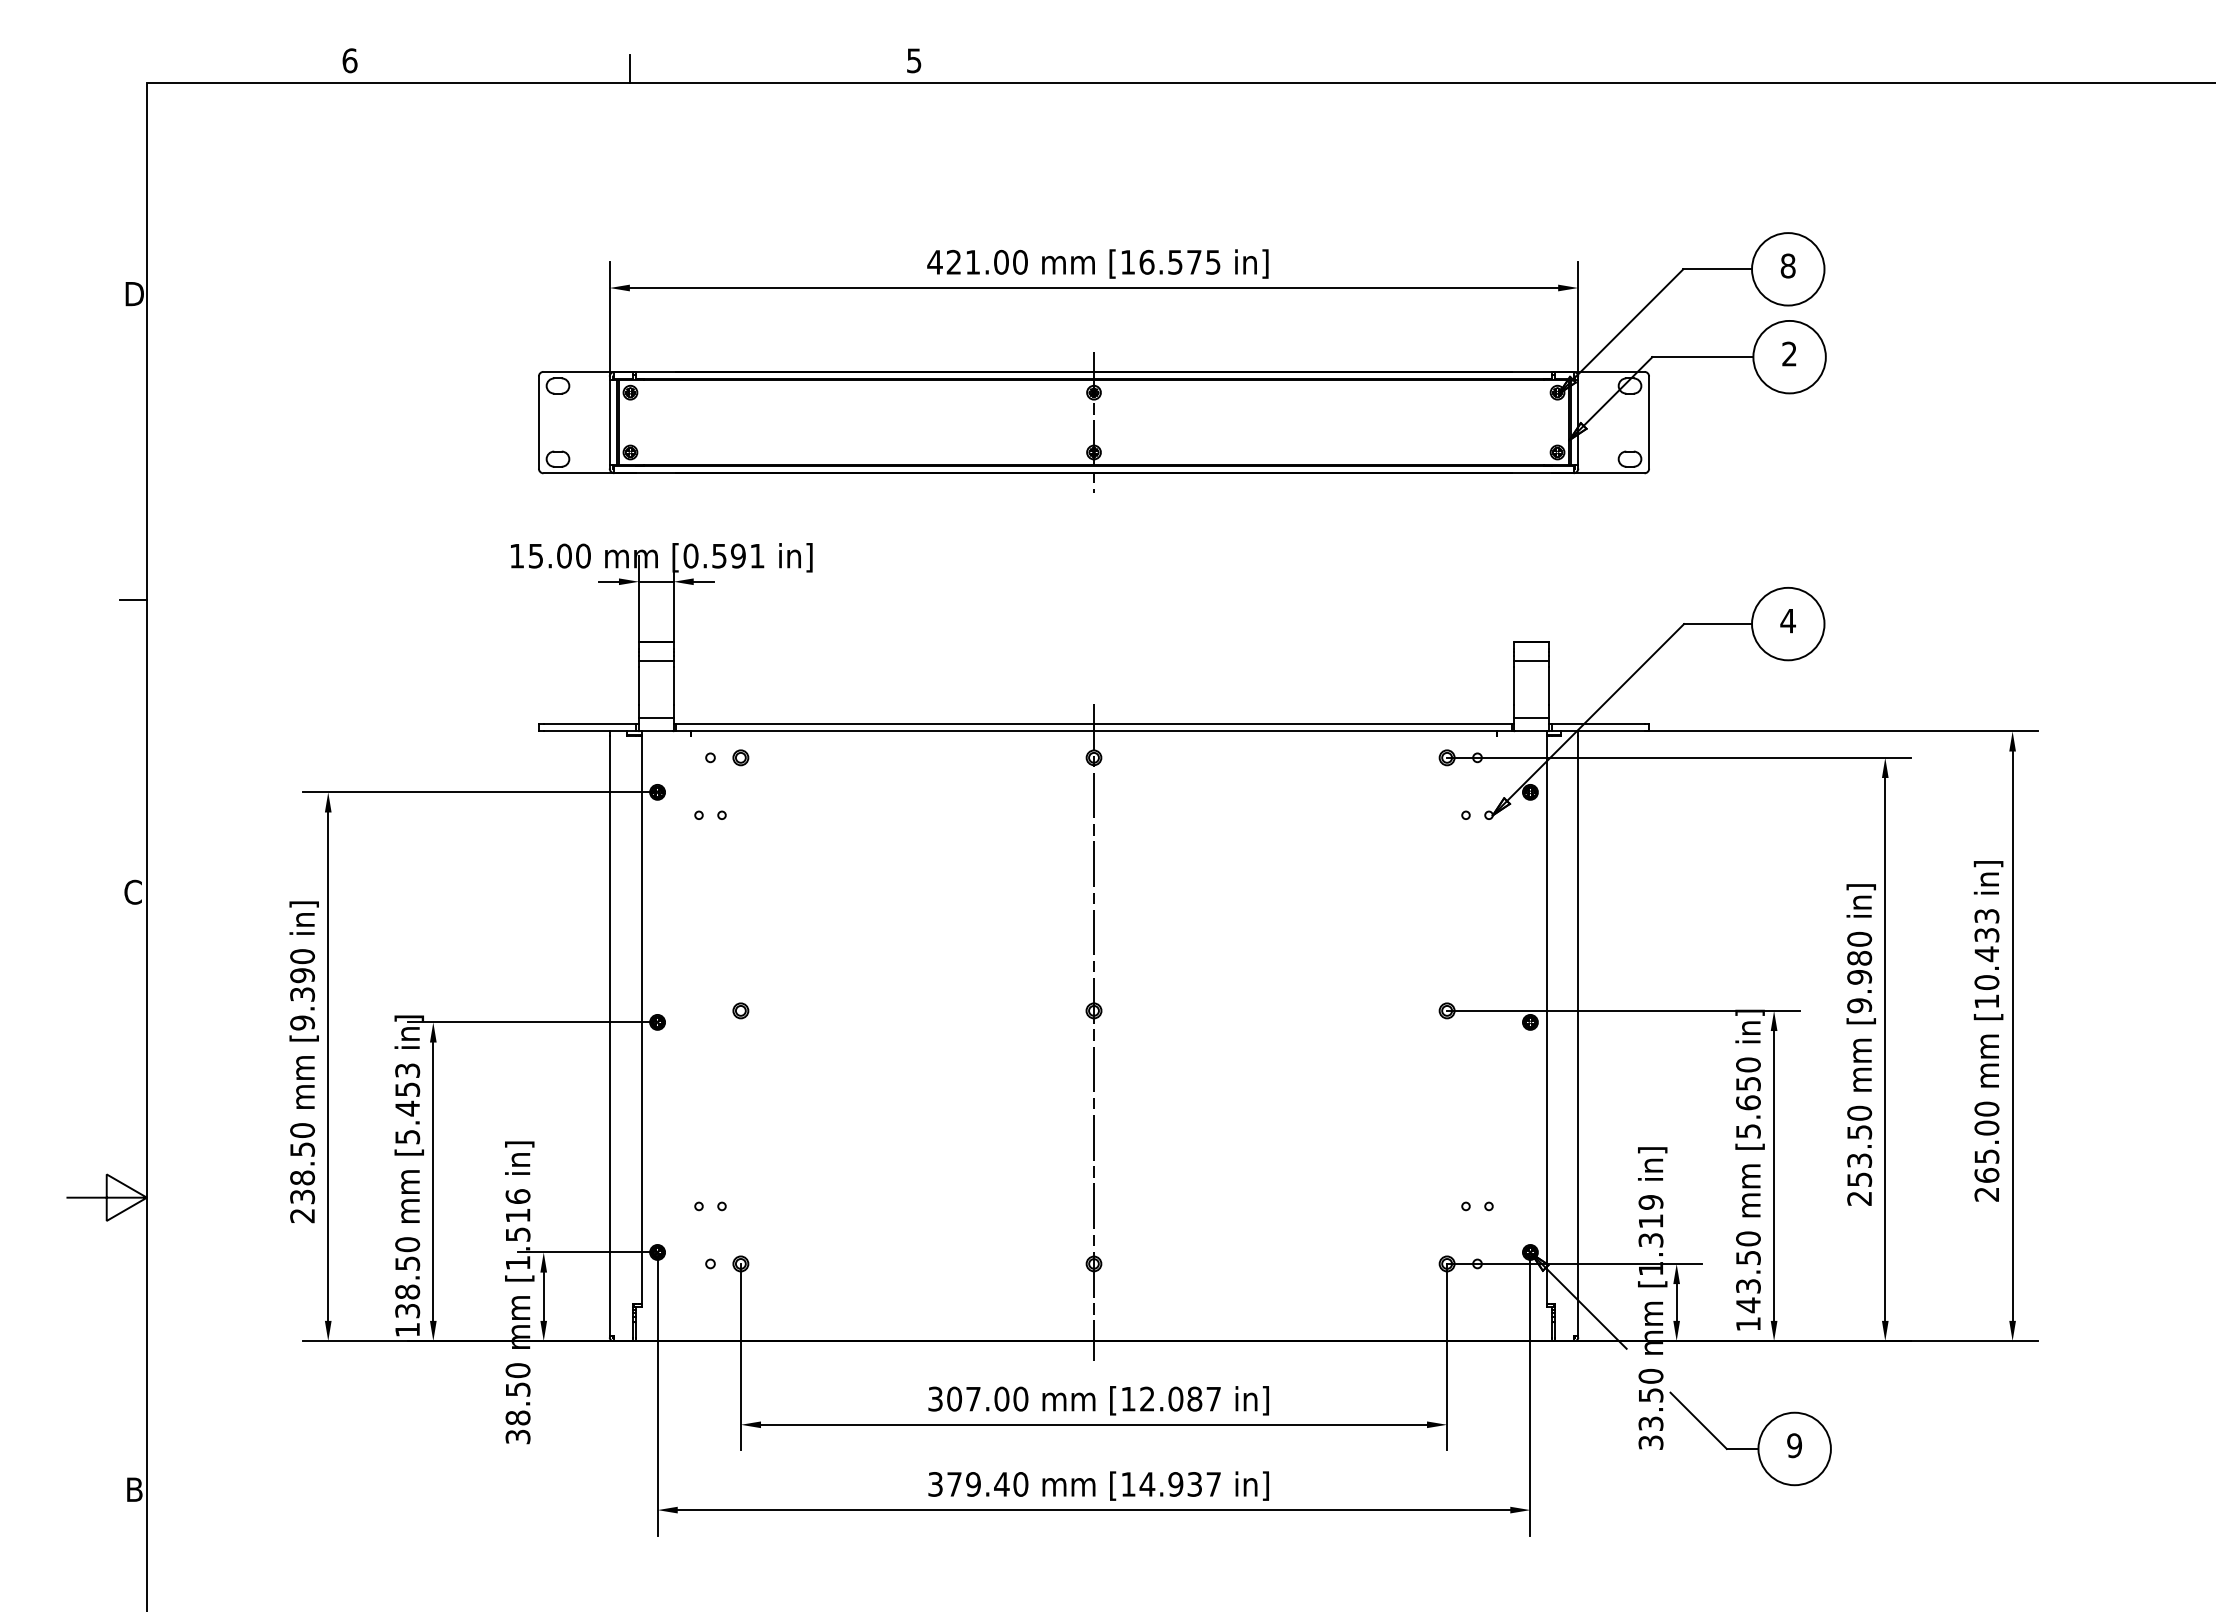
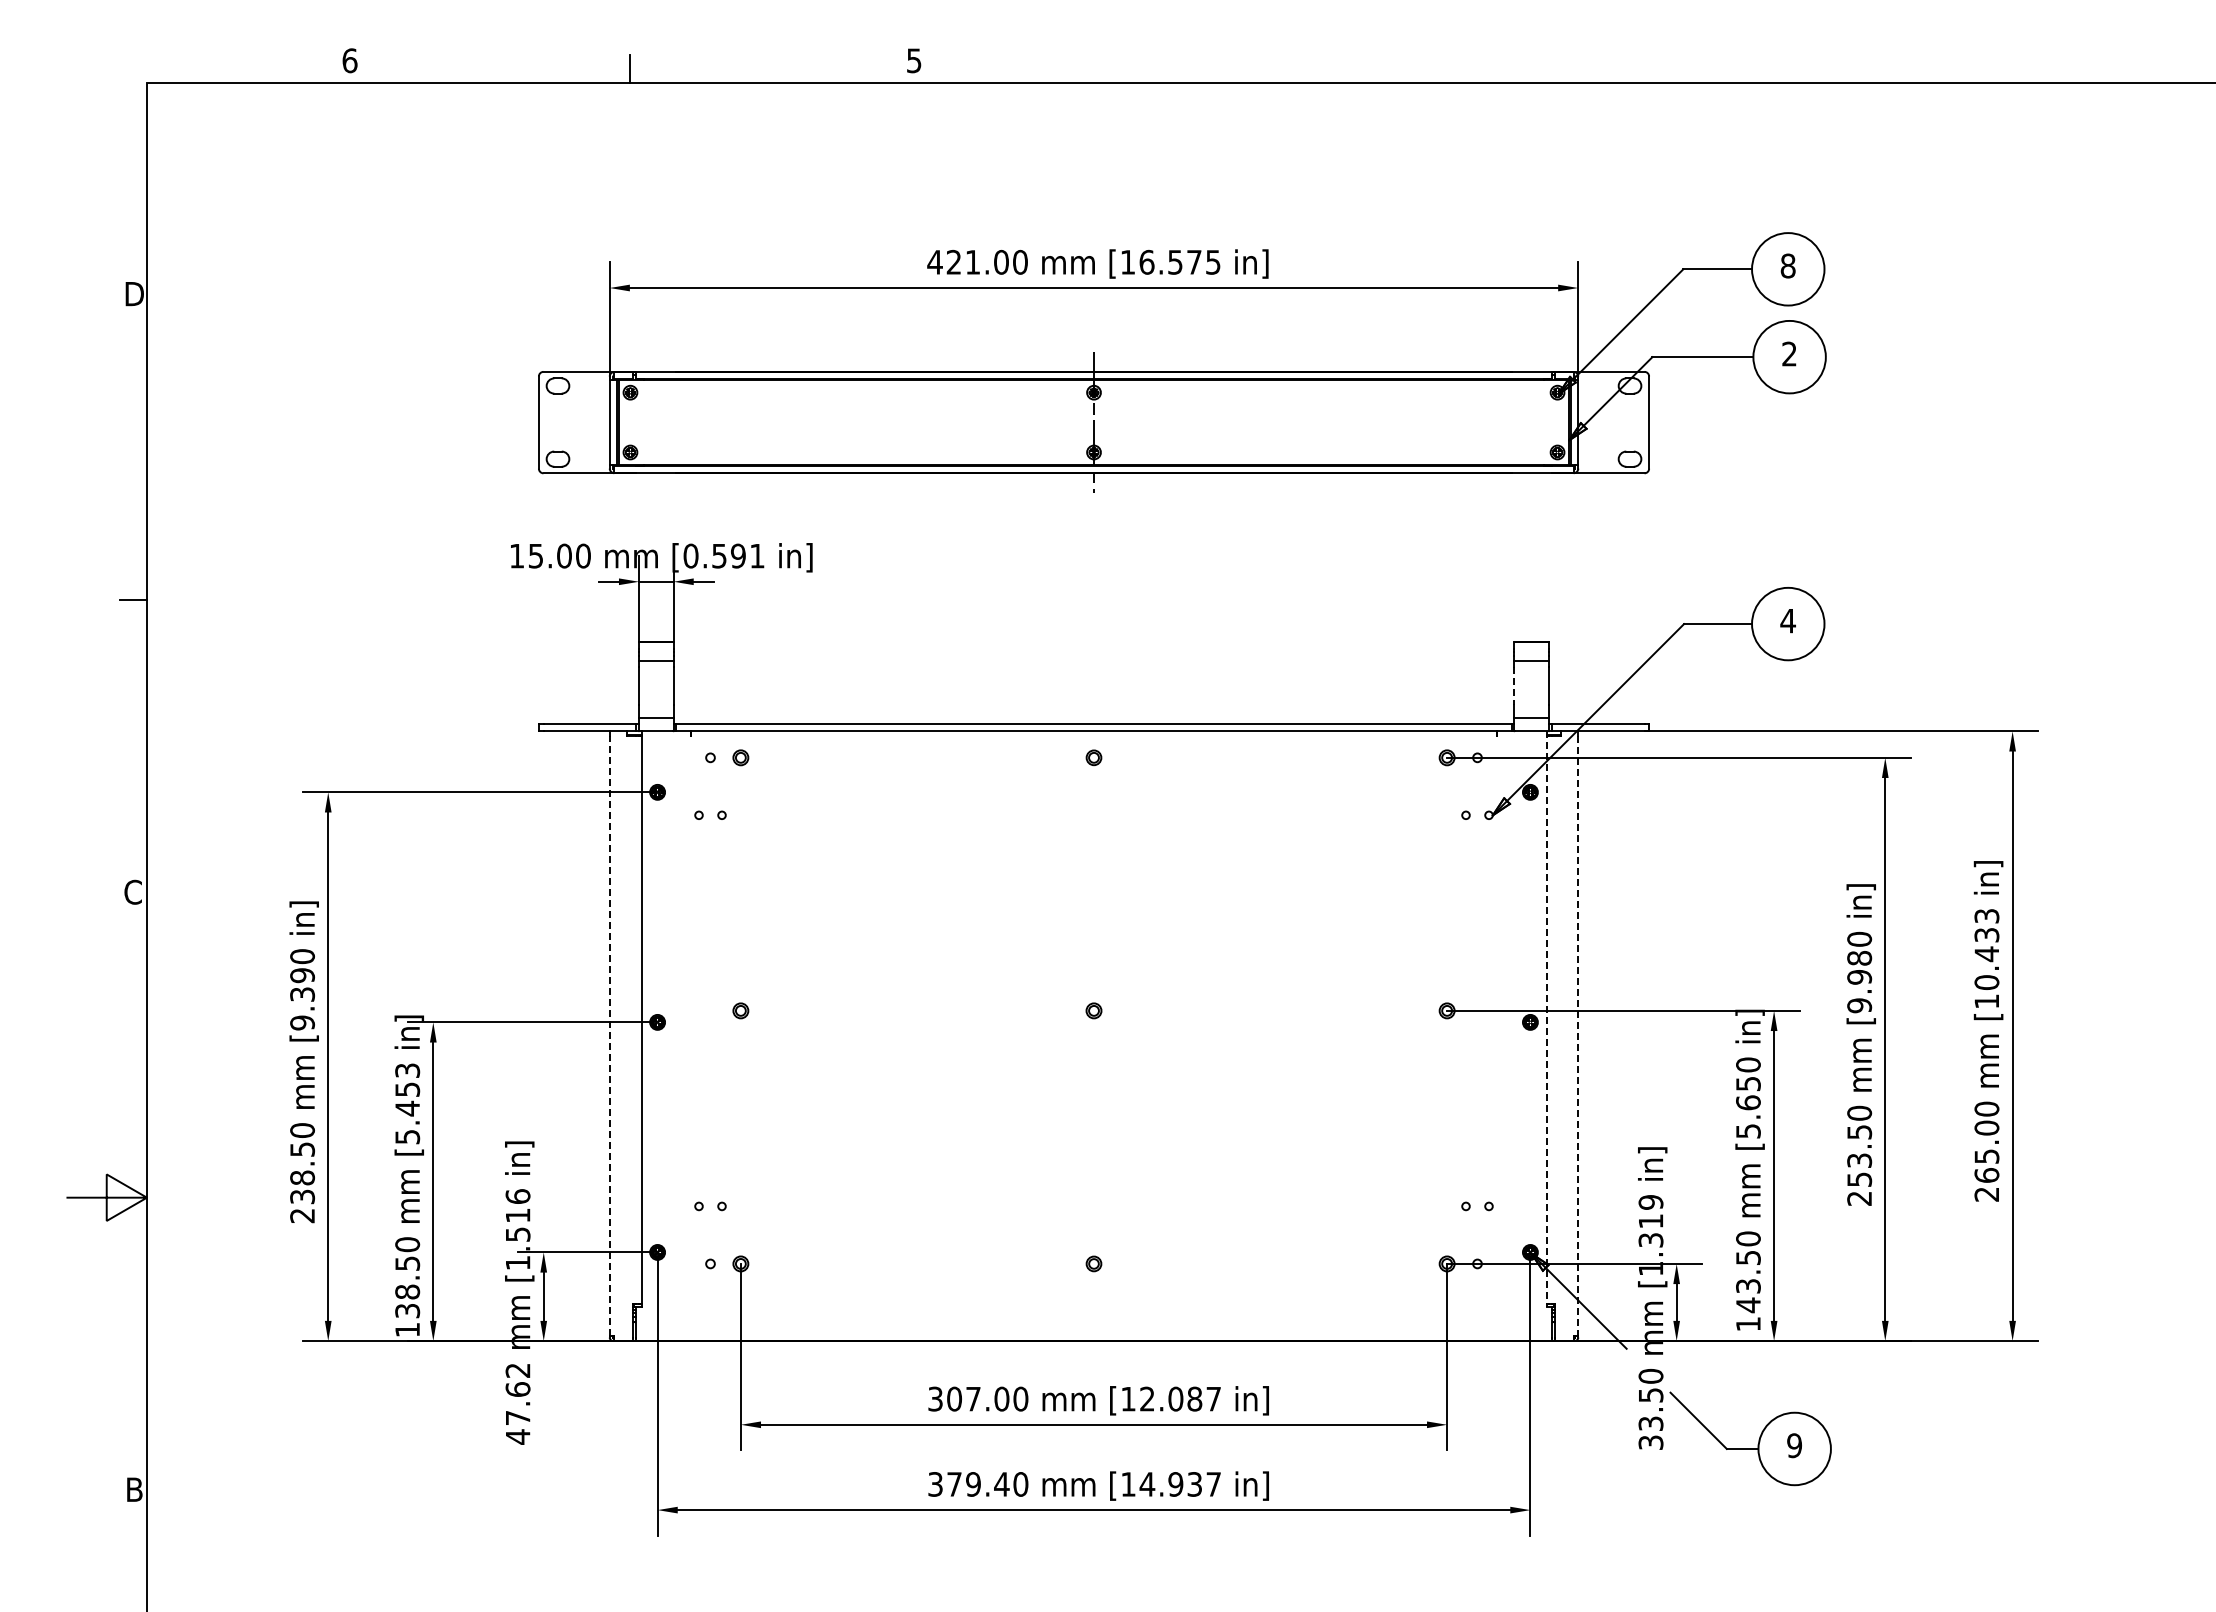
line: solid -> dashed (1514, 686)
line: solid -> dashed (1546, 1018)
line: present -> none (1094, 1032)
line: solid -> dashed (609, 1035)
line: solid -> dashed (1578, 1036)
text: 38.50 -> 47.62 (517, 1403)
